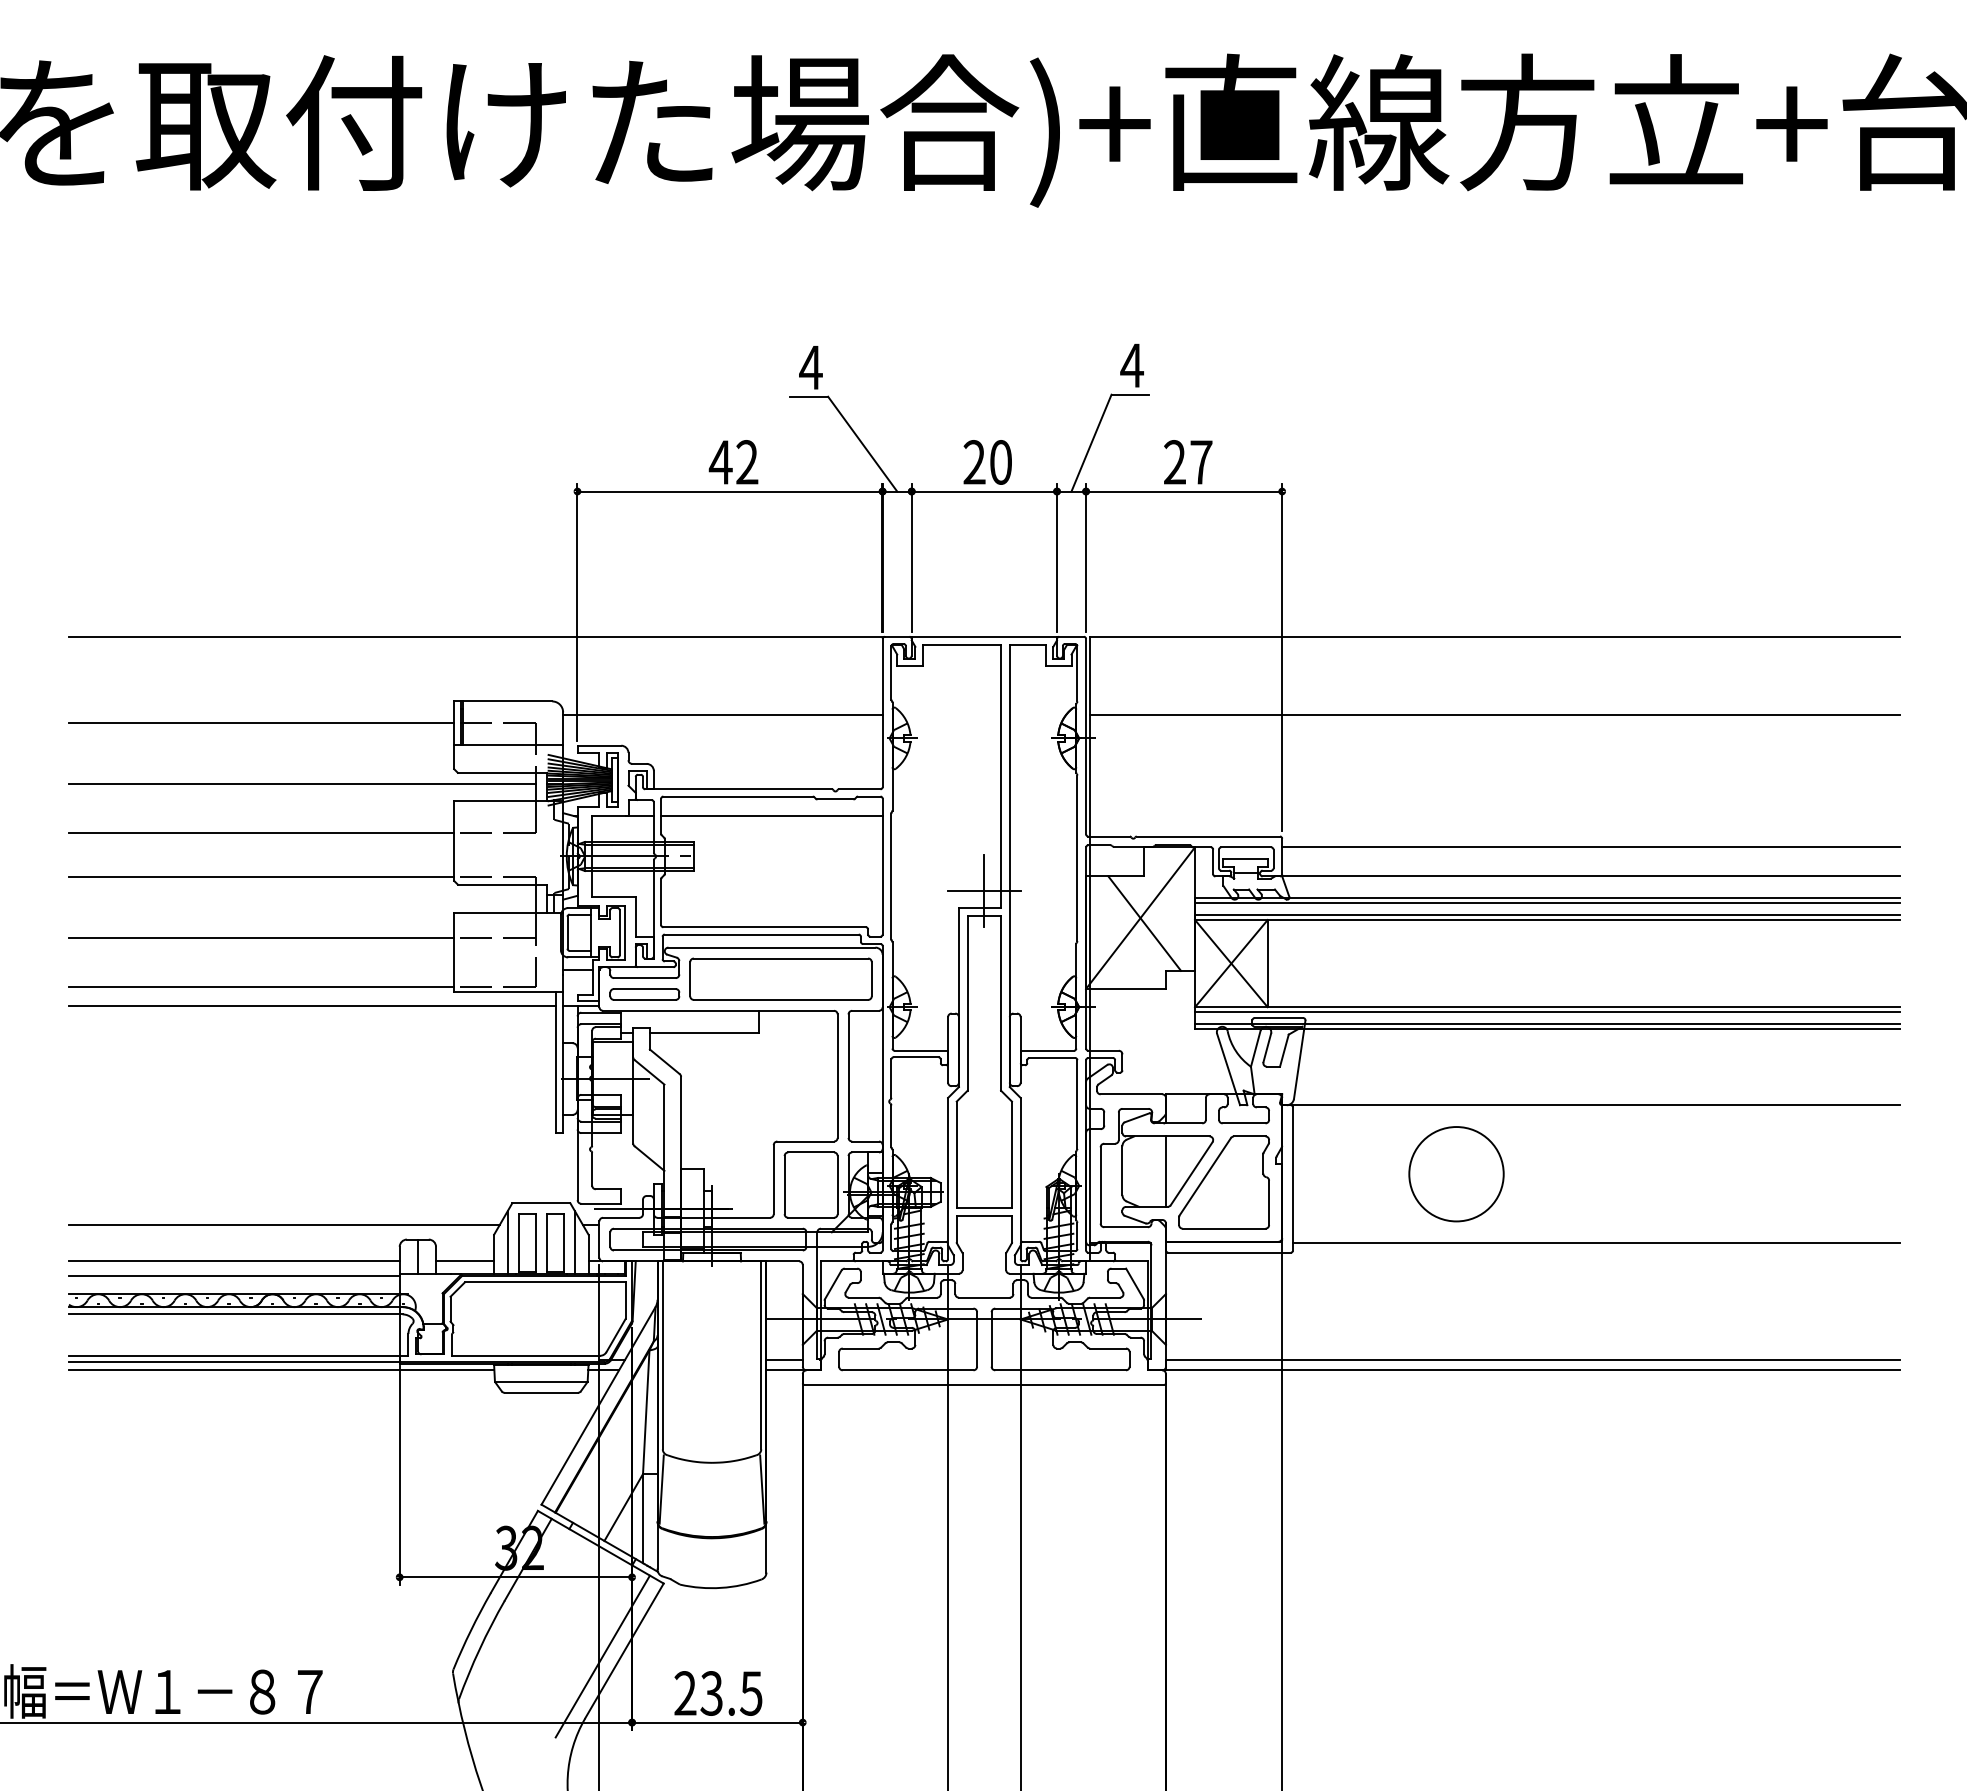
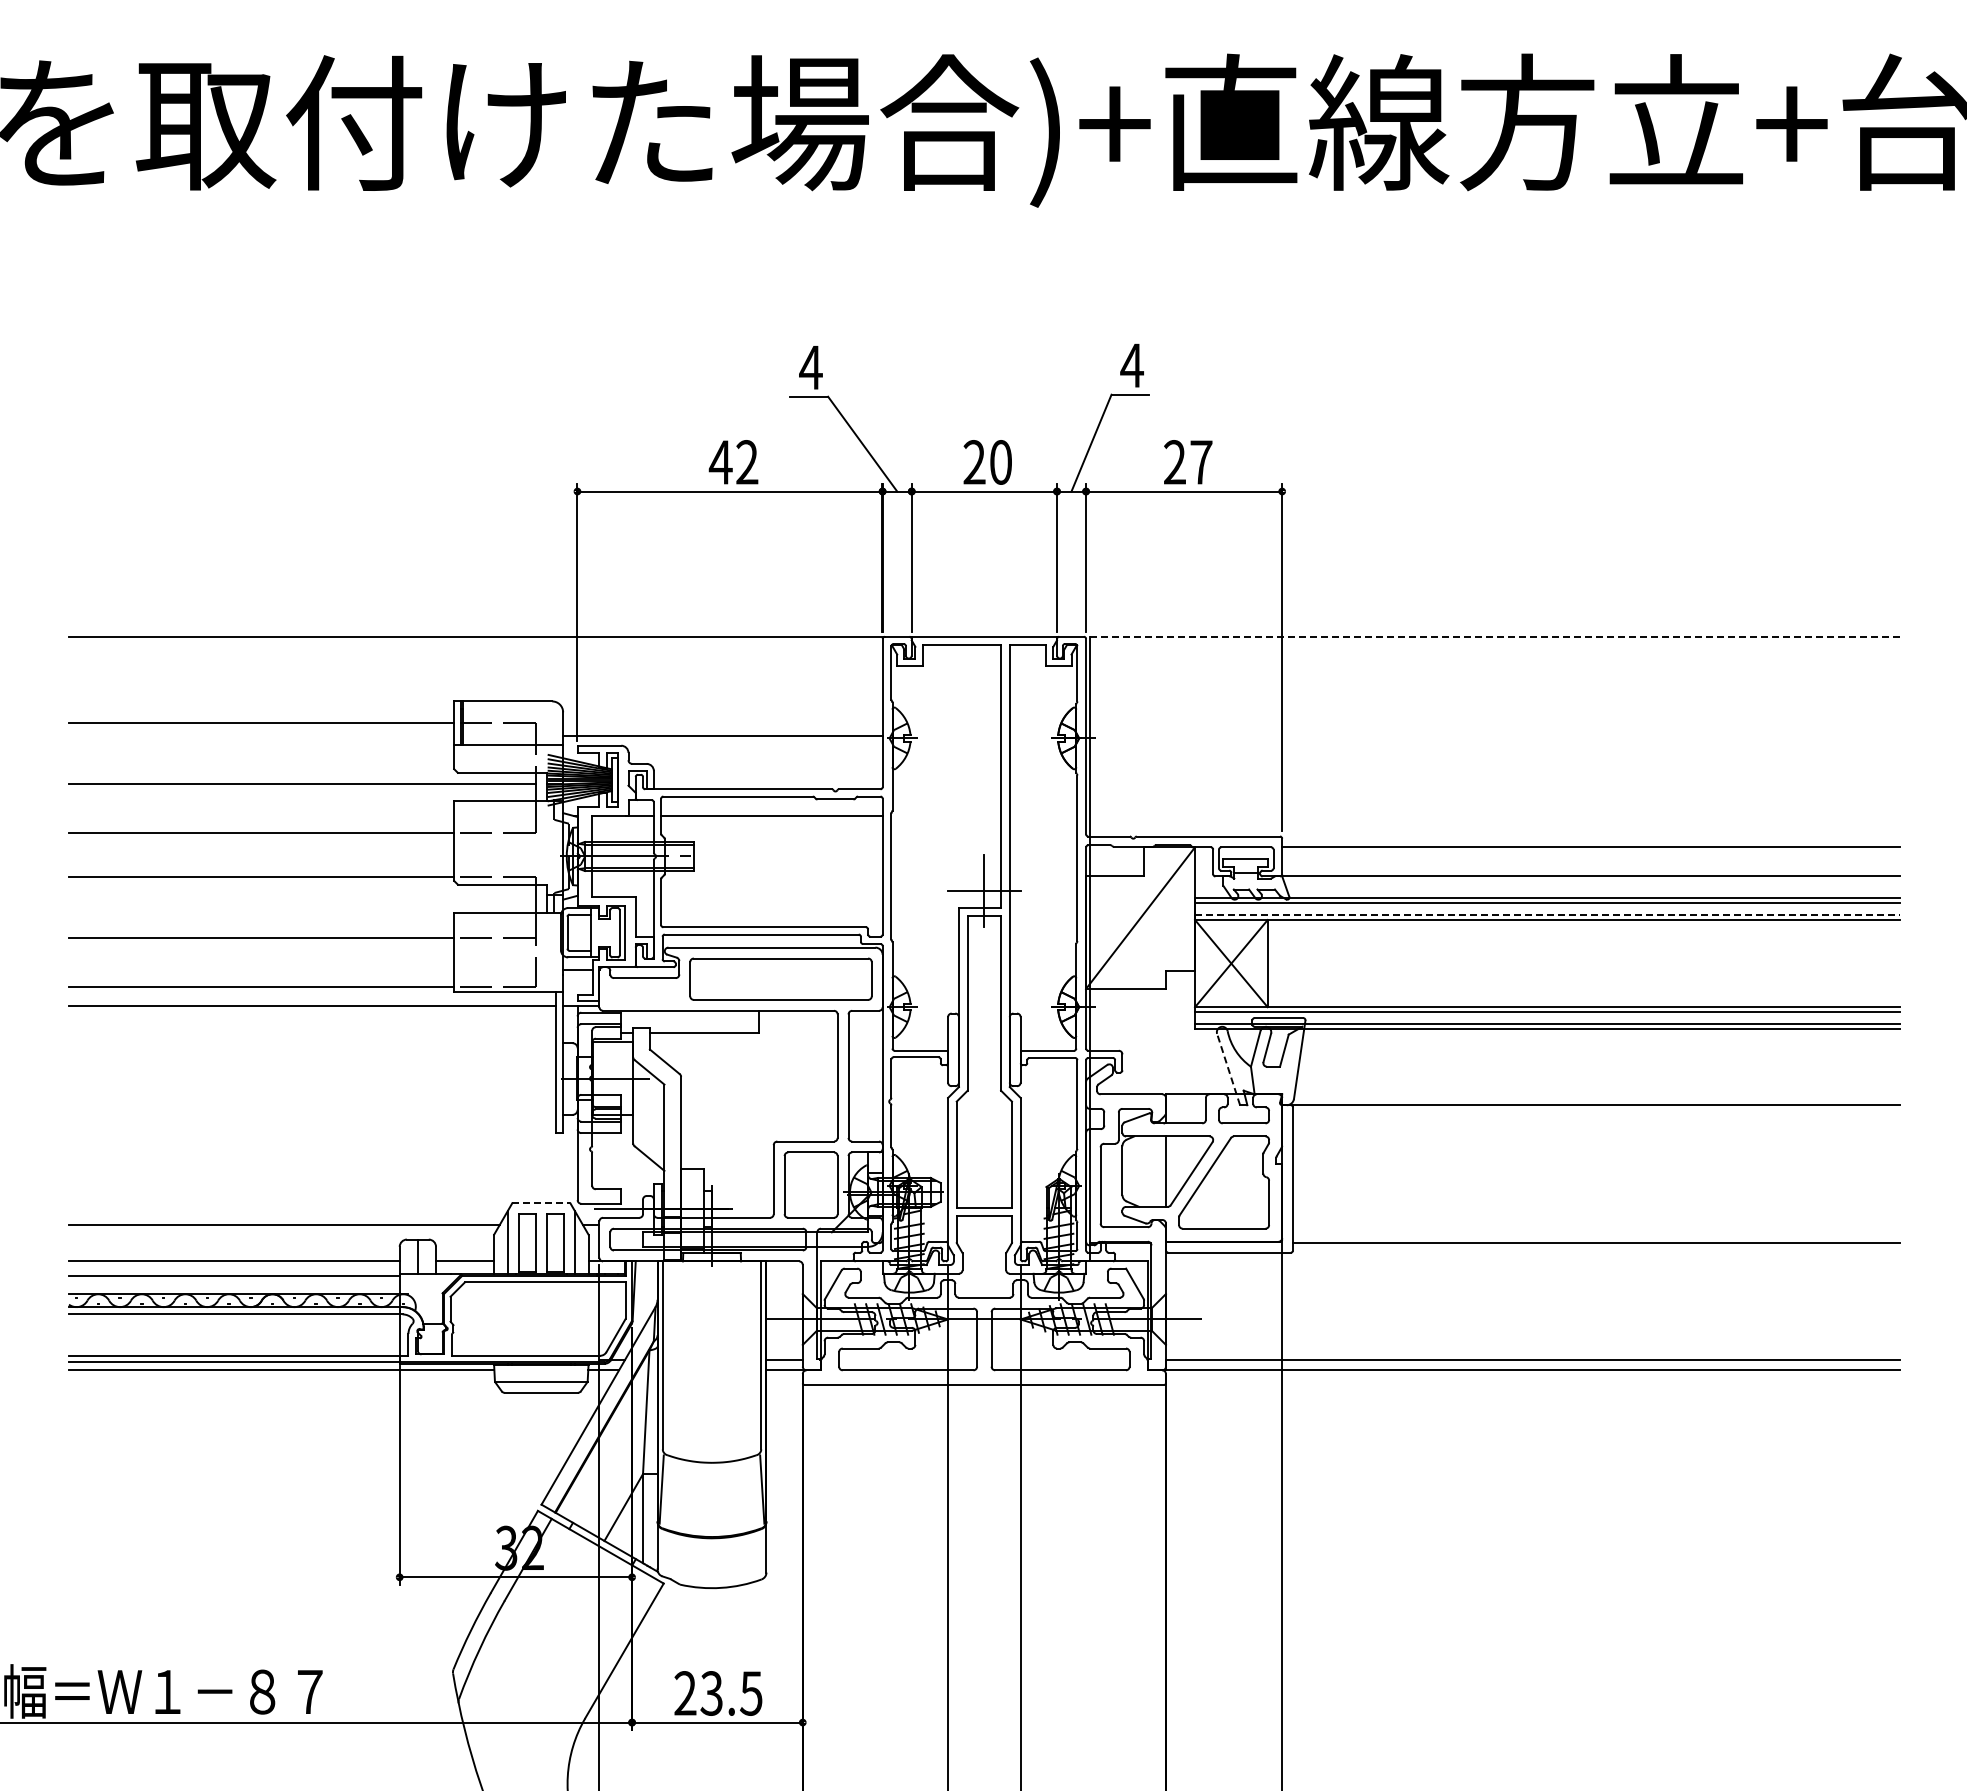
line: solid -> dashed (1494, 636)
line position: (722, 715) -> (722, 736) (722, 736)
line: present -> none (1494, 715)
line: solid -> dashed (1547, 914)
line: present -> none (1144, 923)
part: present -> none (644, 994)
line: solid -> dashed (1228, 1069)
circle: present -> none (1456, 1174)
line: solid -> dashed (541, 1203)
line: present -> none (602, 1656)
